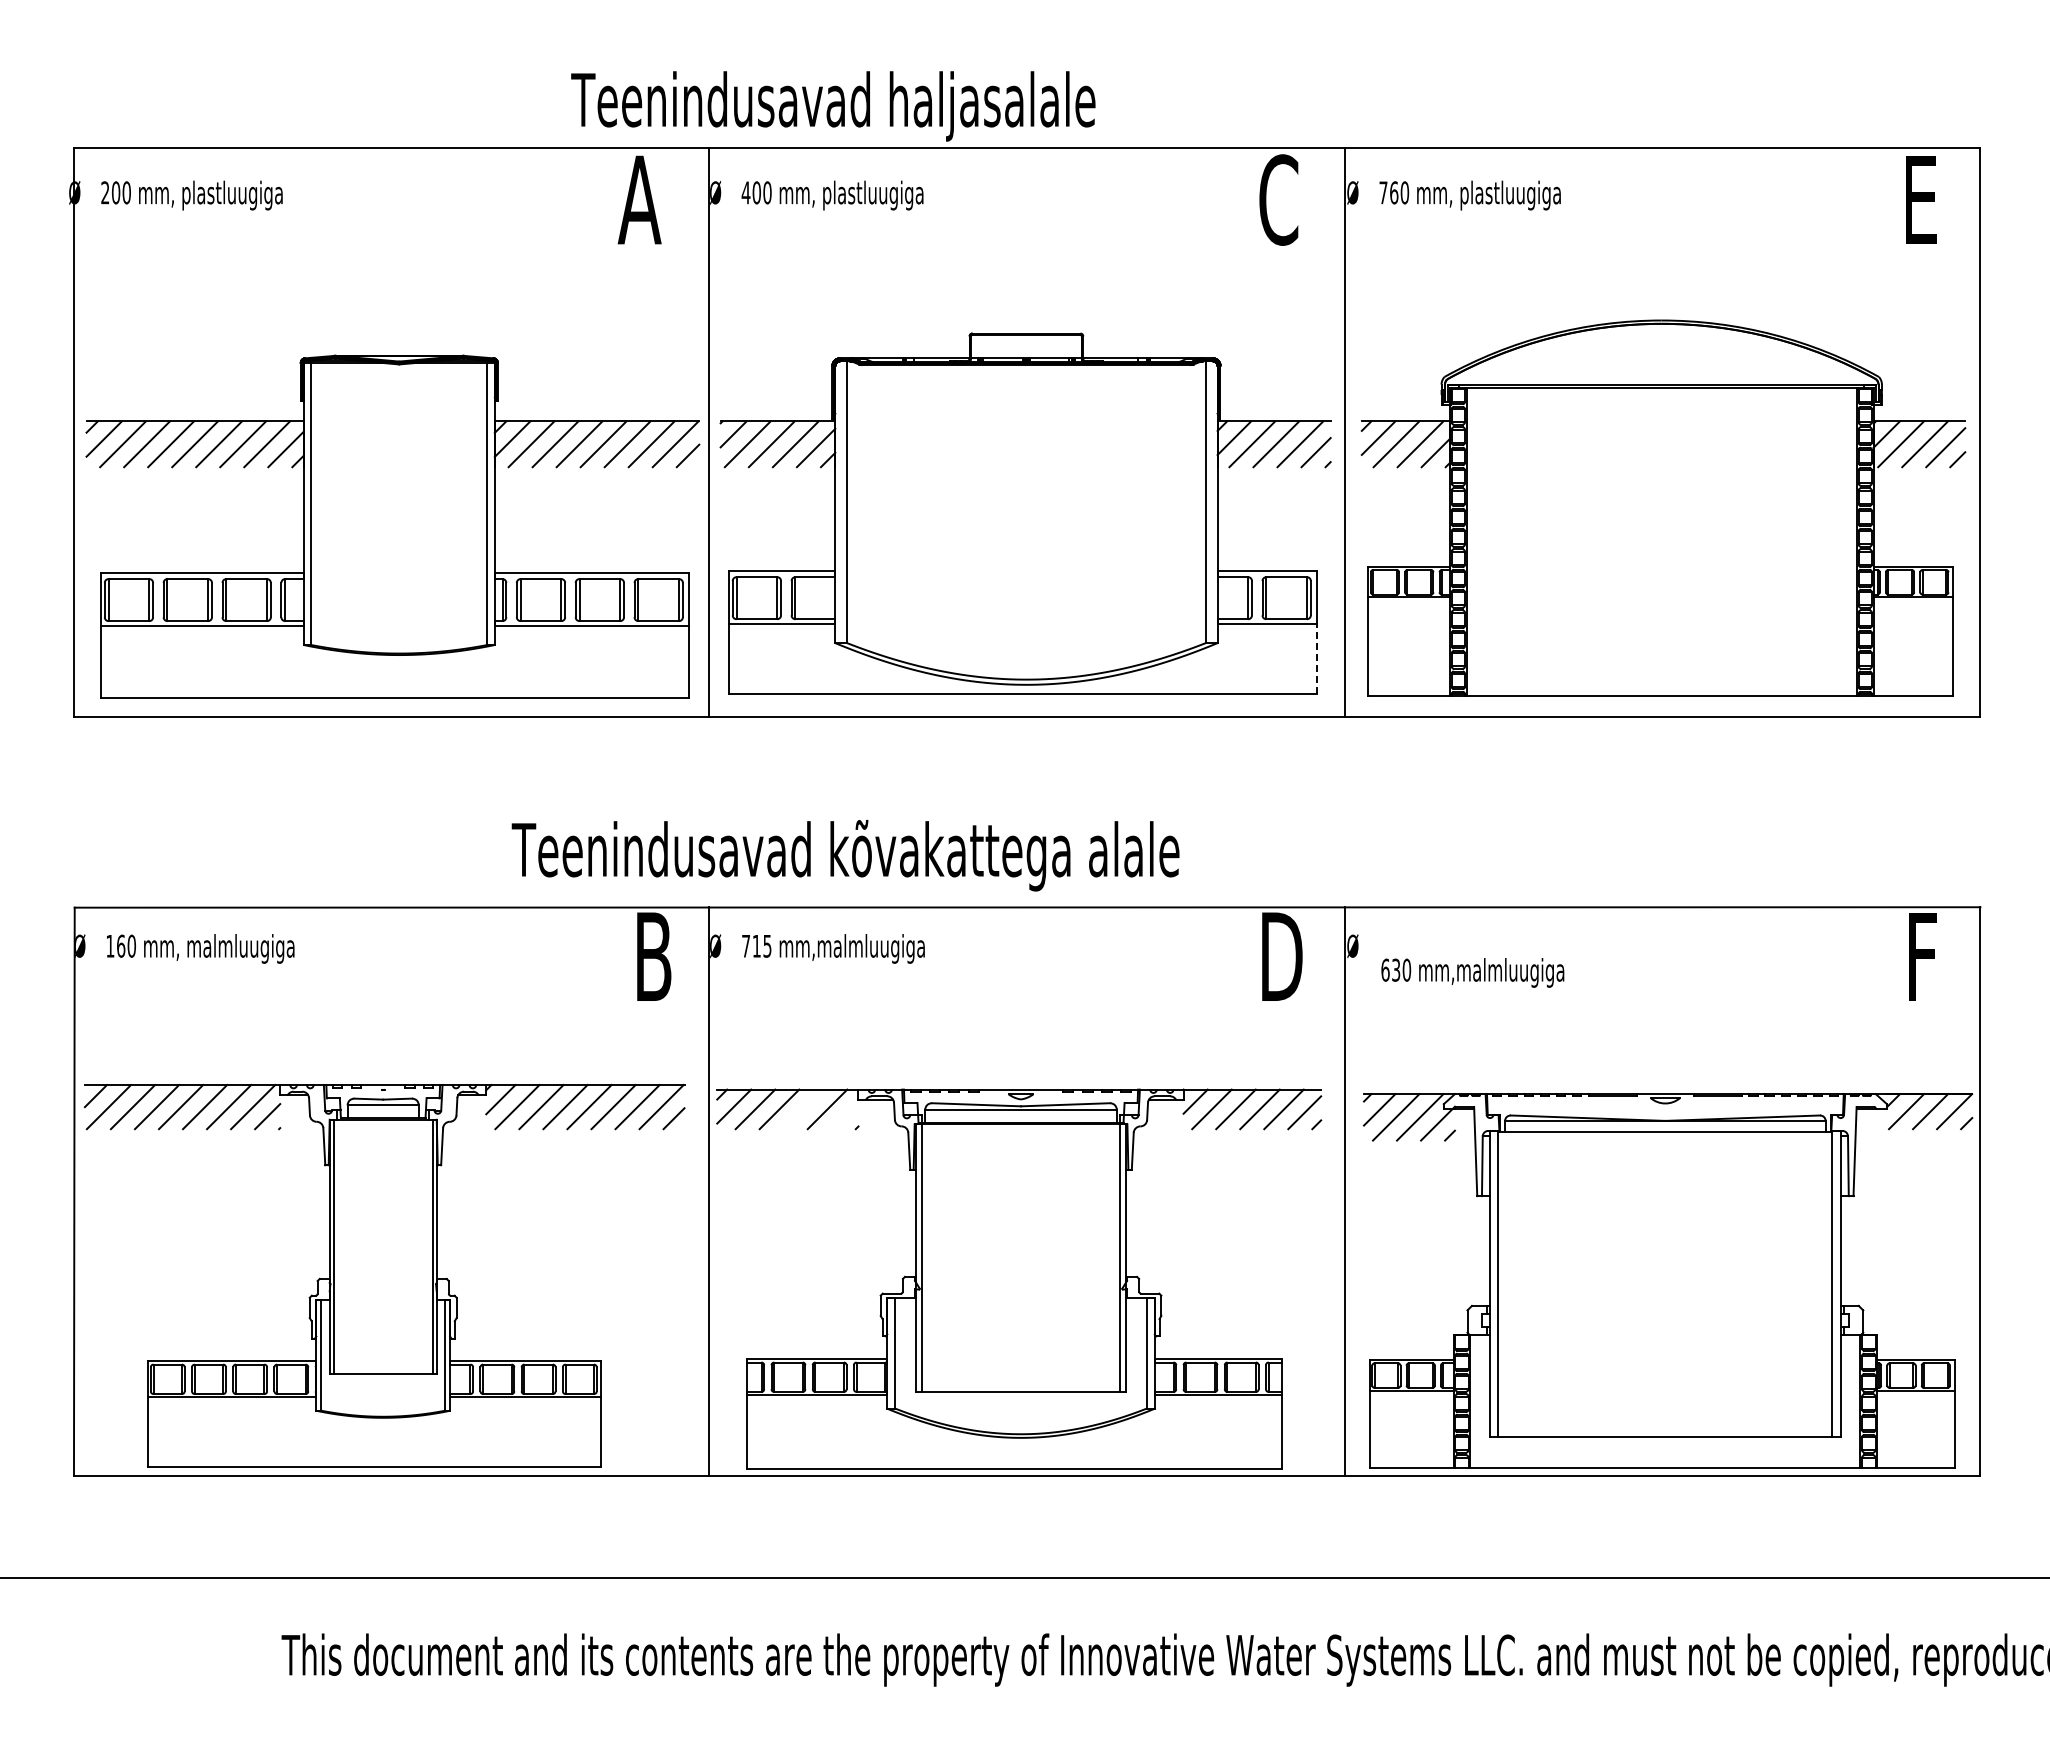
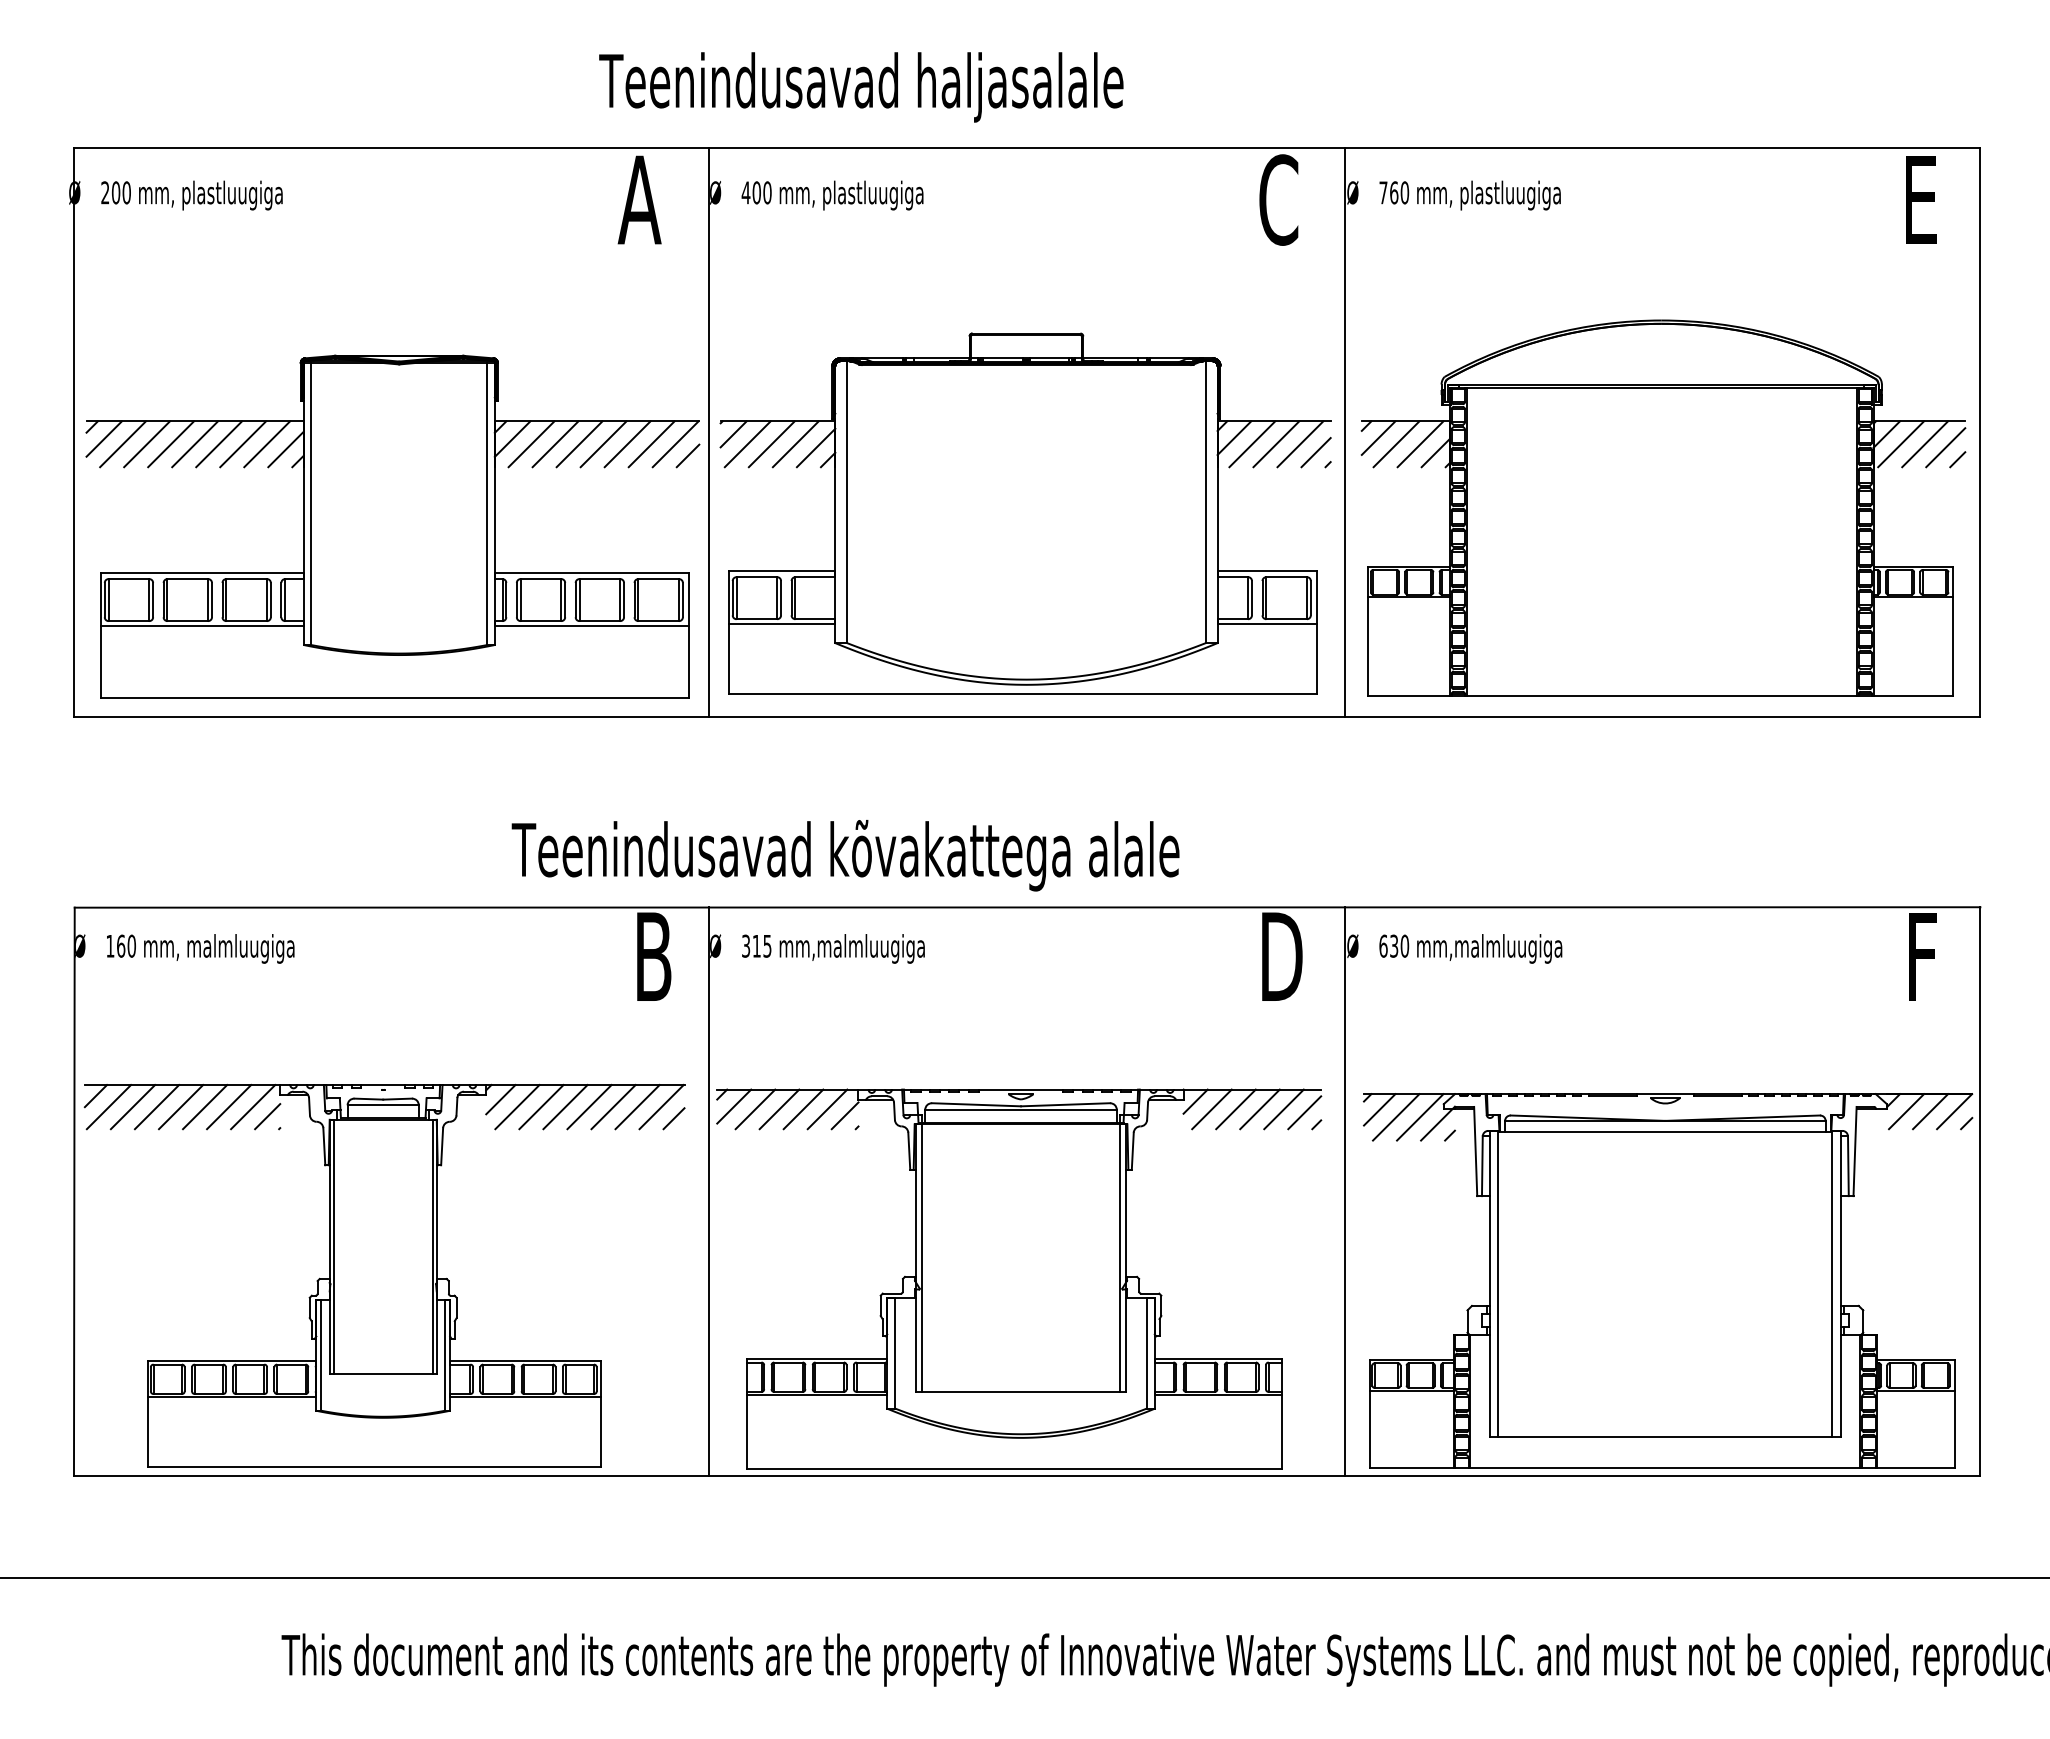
text position: (833, 106) -> (861, 87) (861, 87)
line: dashed -> solid (1317, 658)
text: 715 -> 315 (746, 945)
text position: (1472, 972) -> (1470, 948) (1470, 948)
line: none -> present (803, 1109)
line: none -> present (844, 1115)
